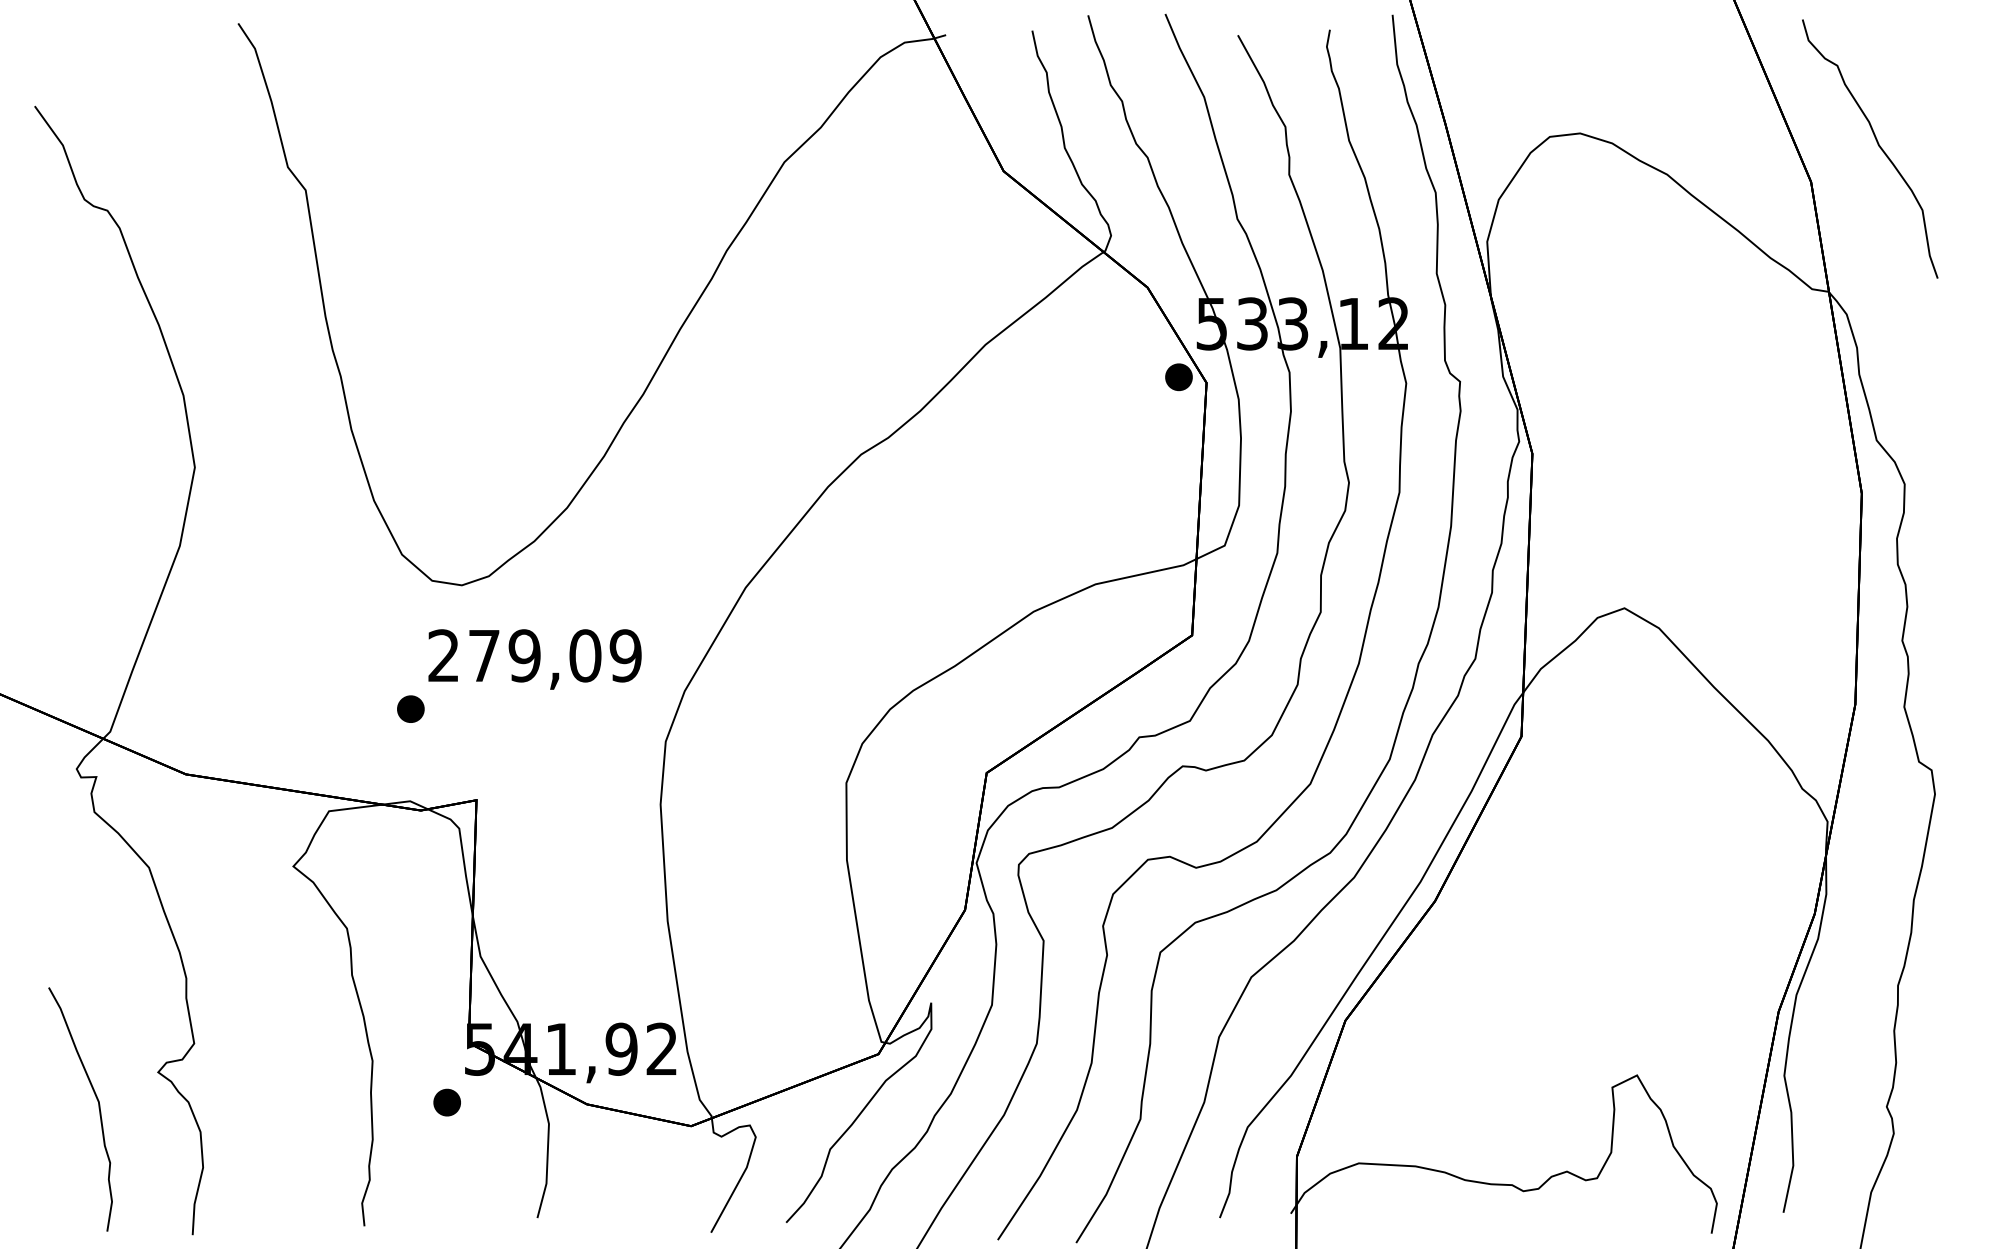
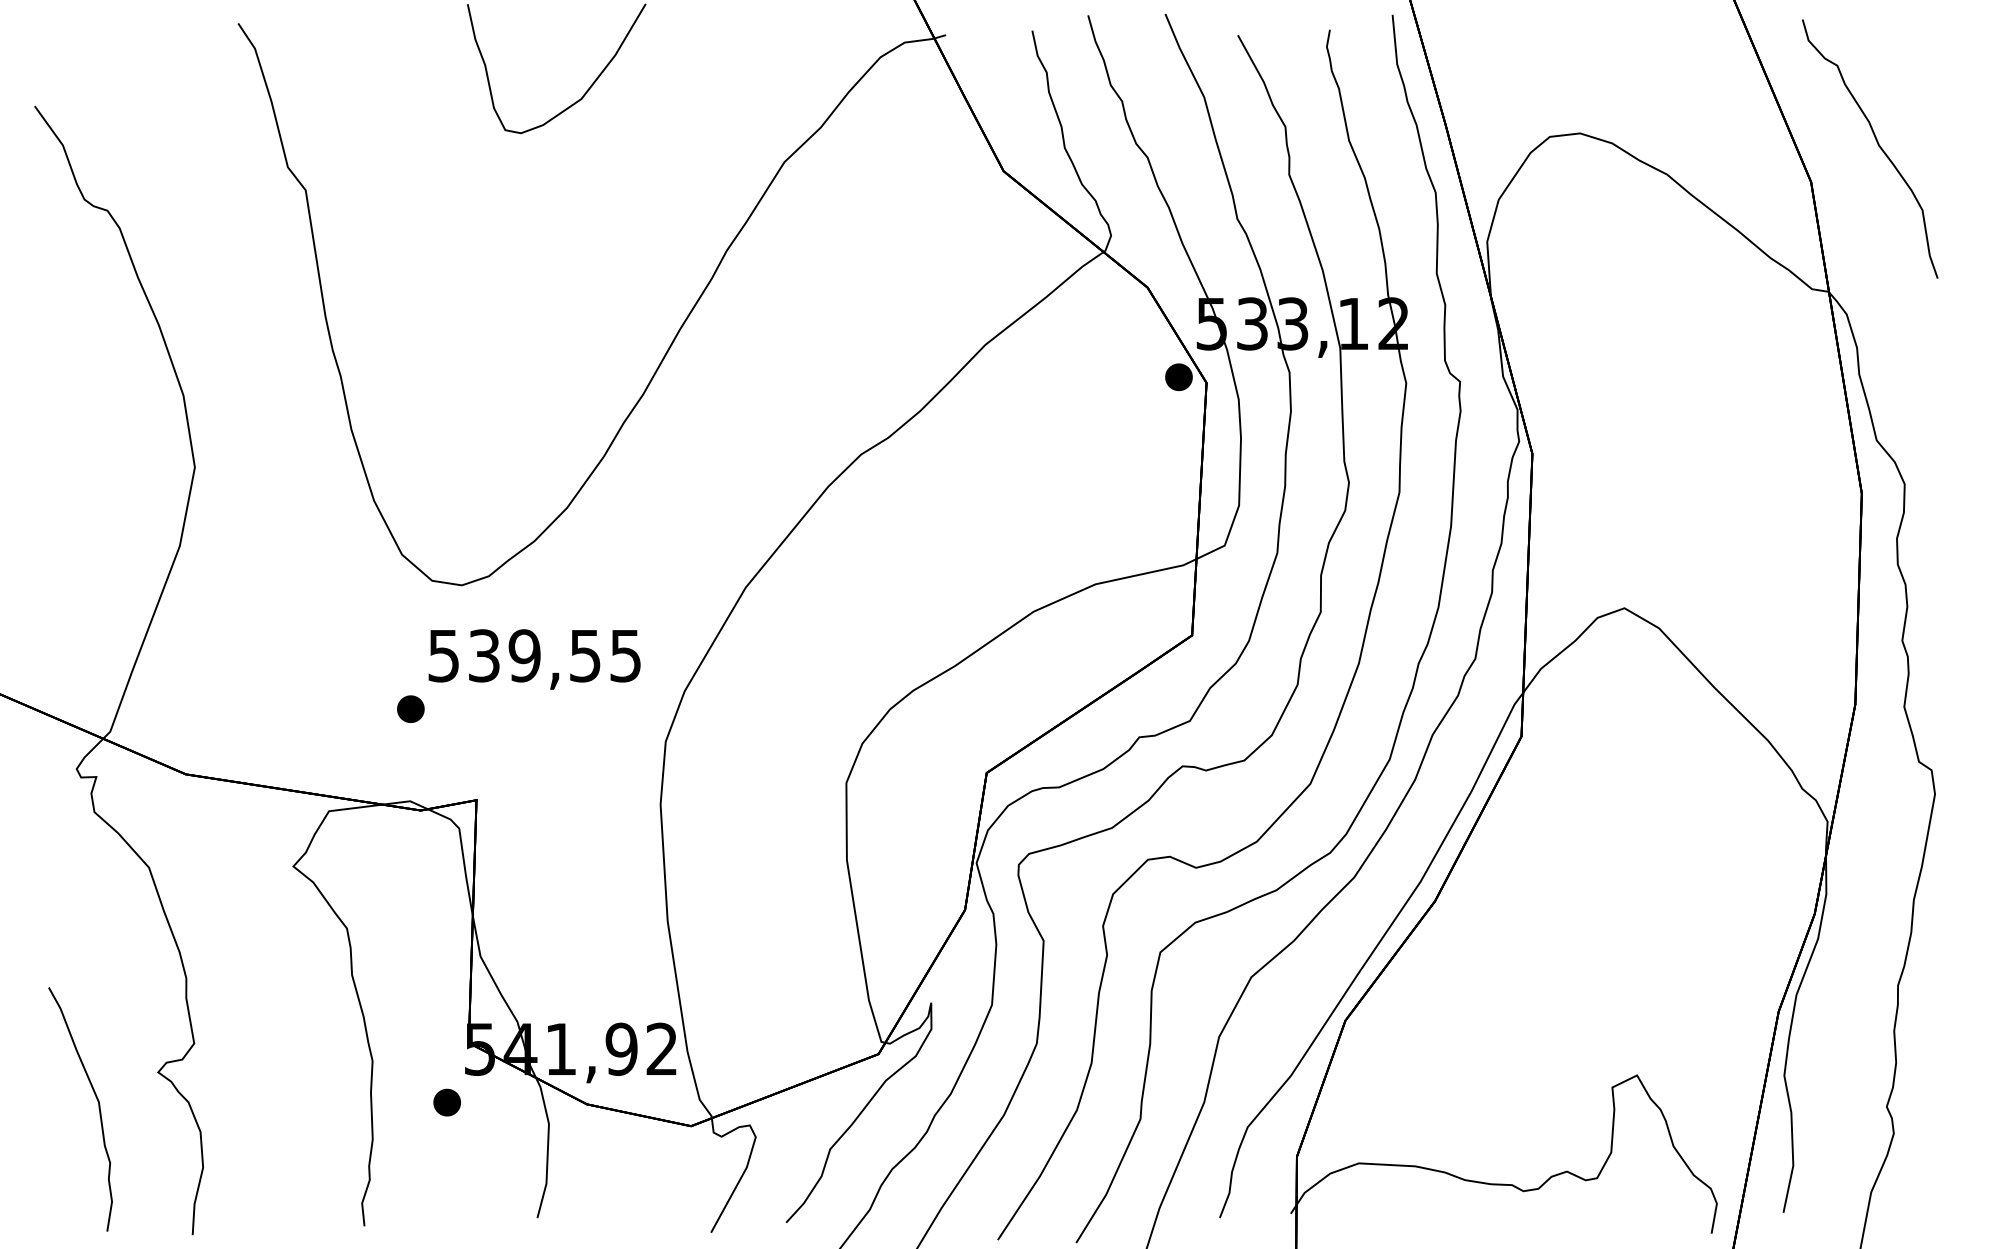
part: none -> present (586, 90)
text: 279,09 -> 539,55 (534, 655)
